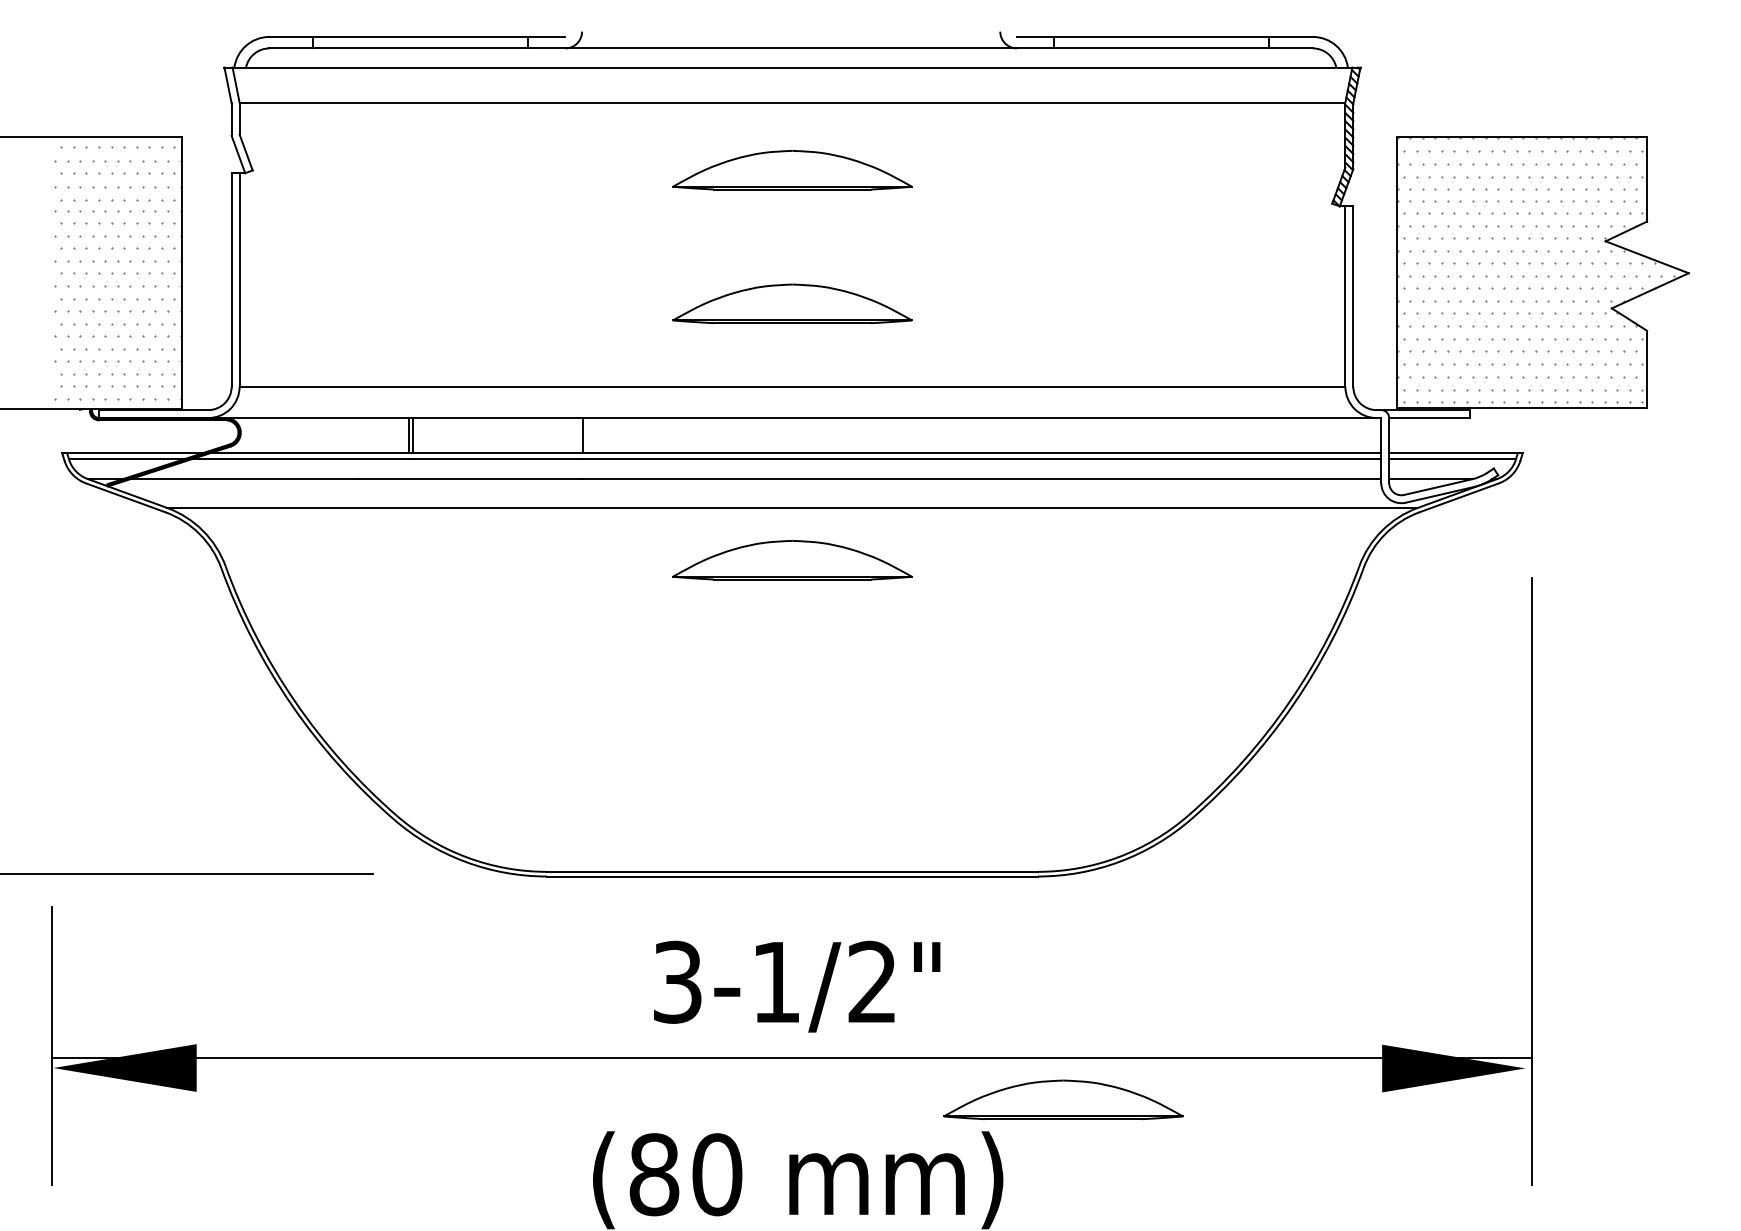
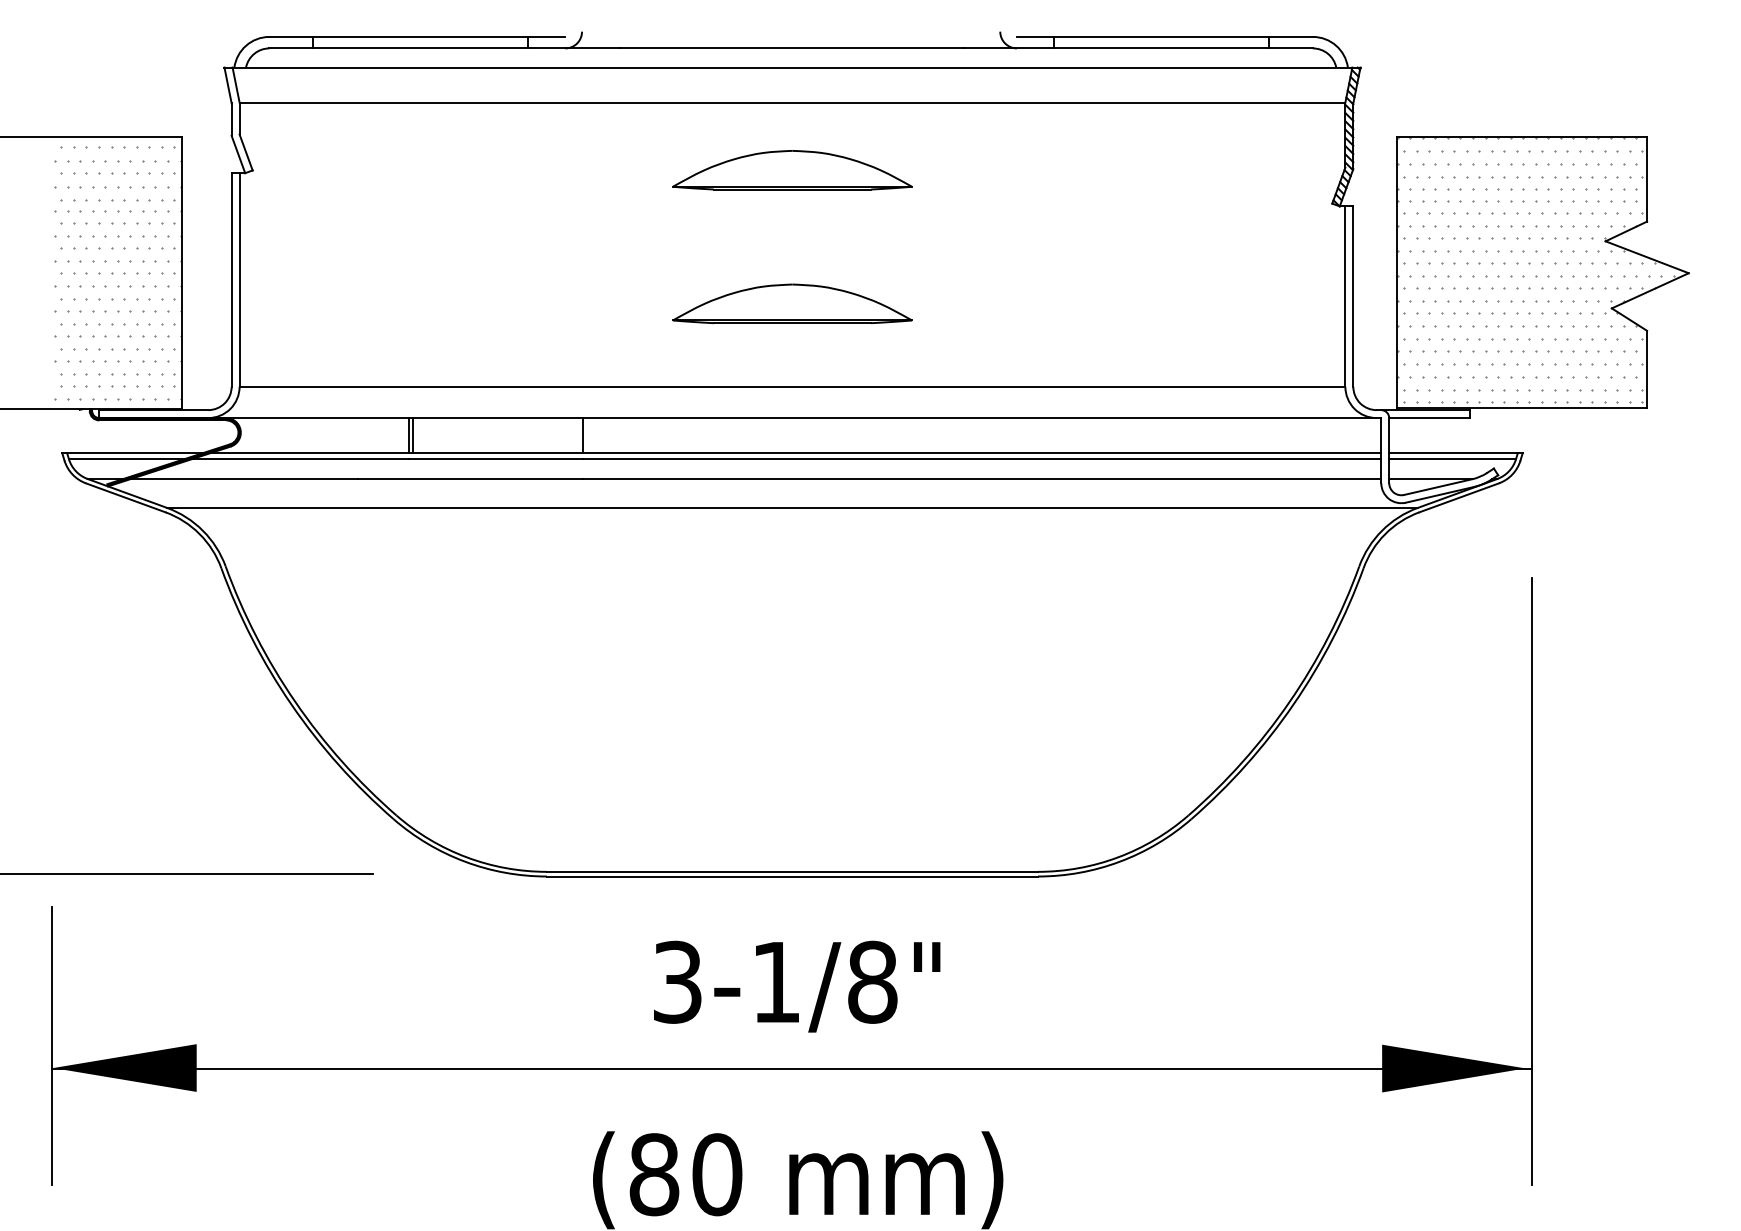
part: present -> none (792, 560)
text: 3-1/2" -> 3-1/8" (872, 981)
line position: (792, 1057) -> (792, 1068) (792, 1068)
part: present -> none (1063, 1099)
